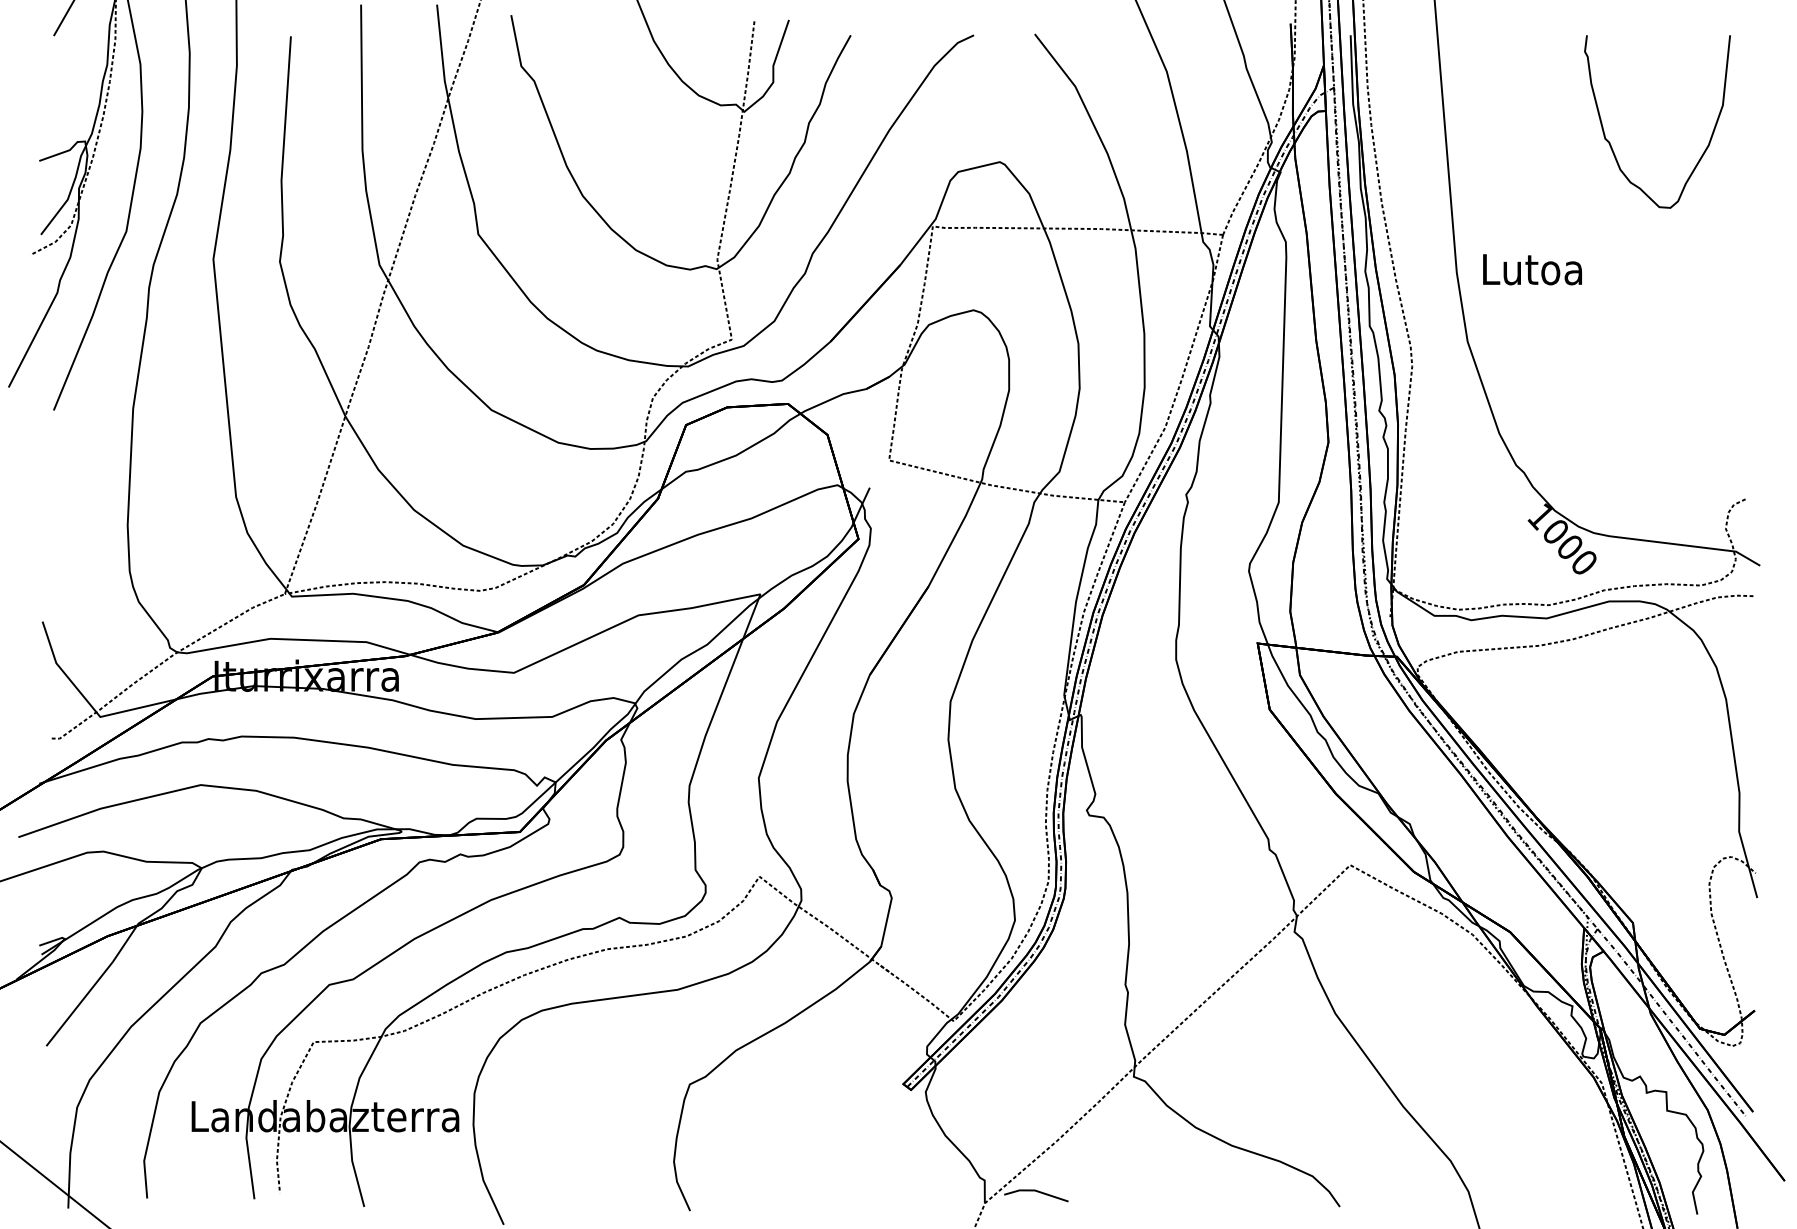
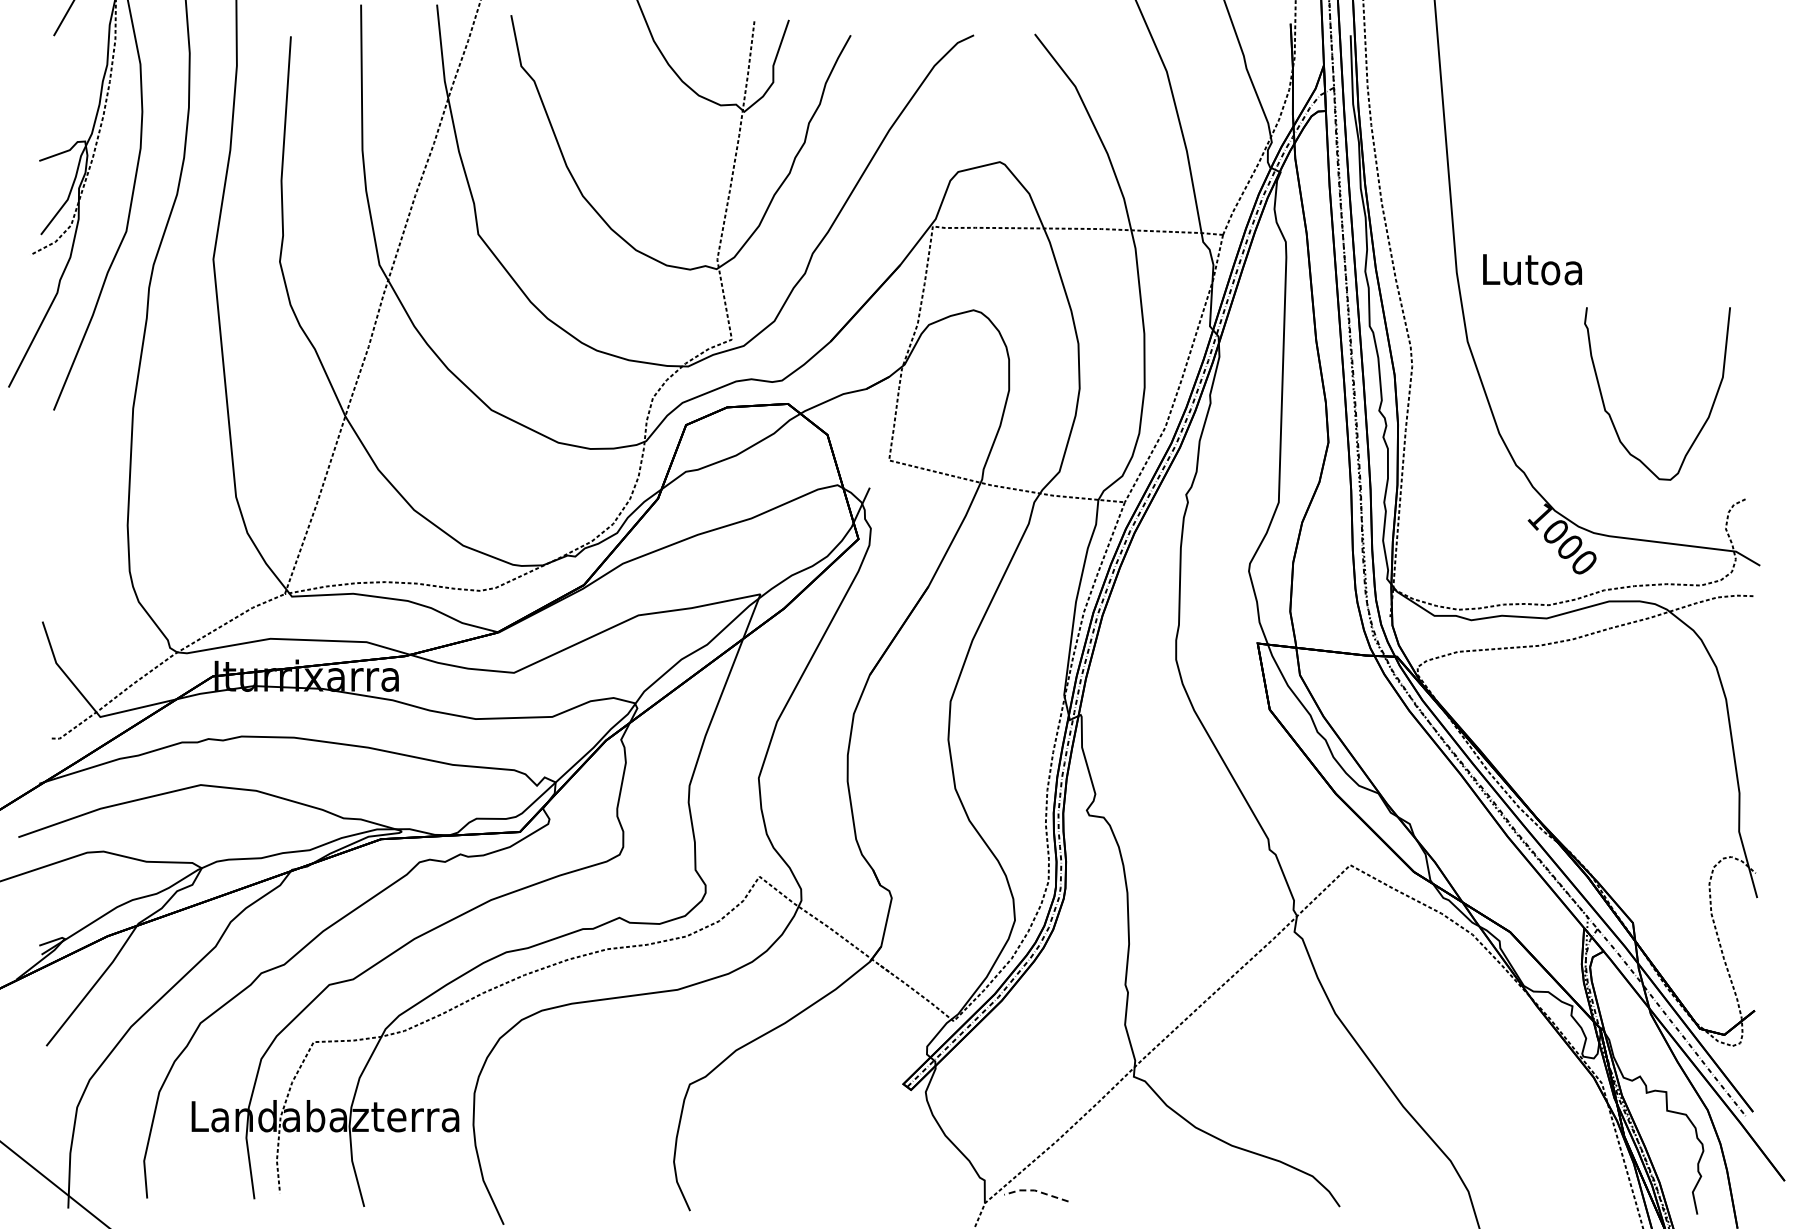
curve position: (1610, 142) -> (1610, 414) (1610, 414)
line: solid -> dashed (1035, 1190)
